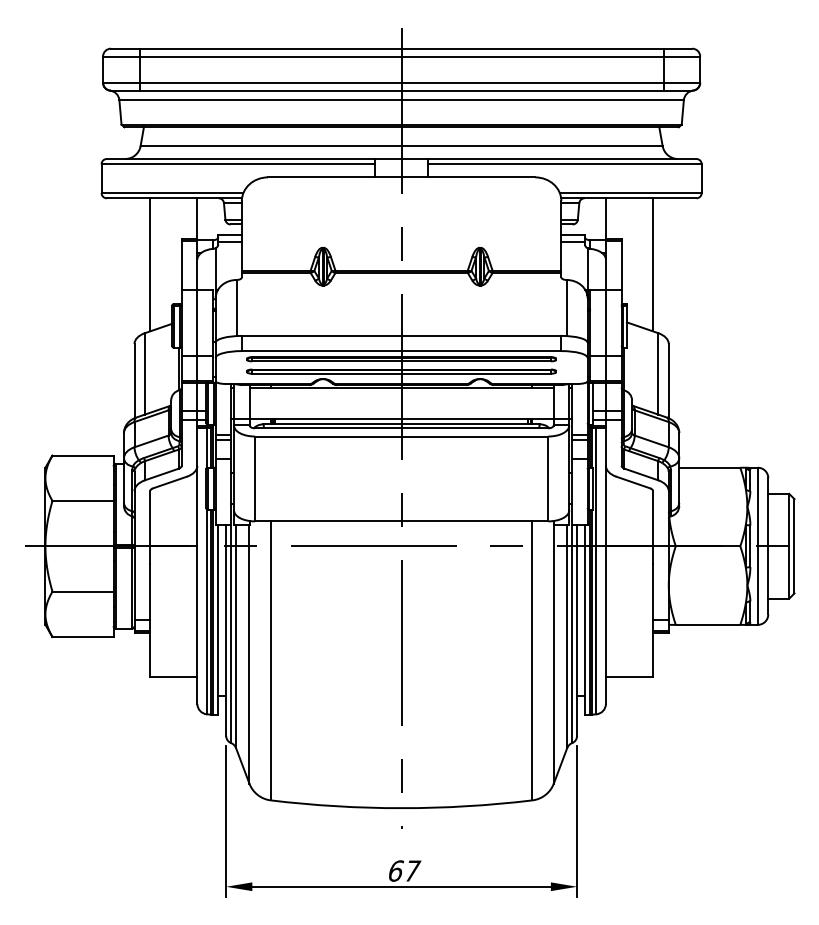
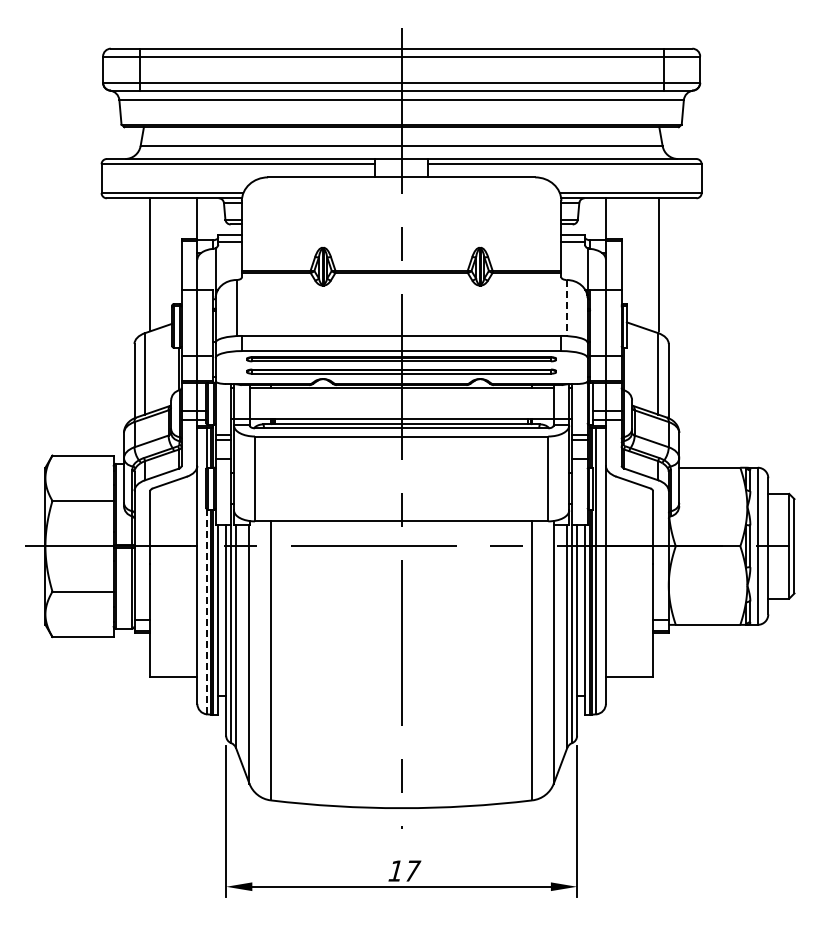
line position: (653, 264) -> (659, 264) (659, 264)
line: solid -> dashed (566, 308)
line: solid -> dashed (206, 611)
text: 67 -> 17 (396, 870)
